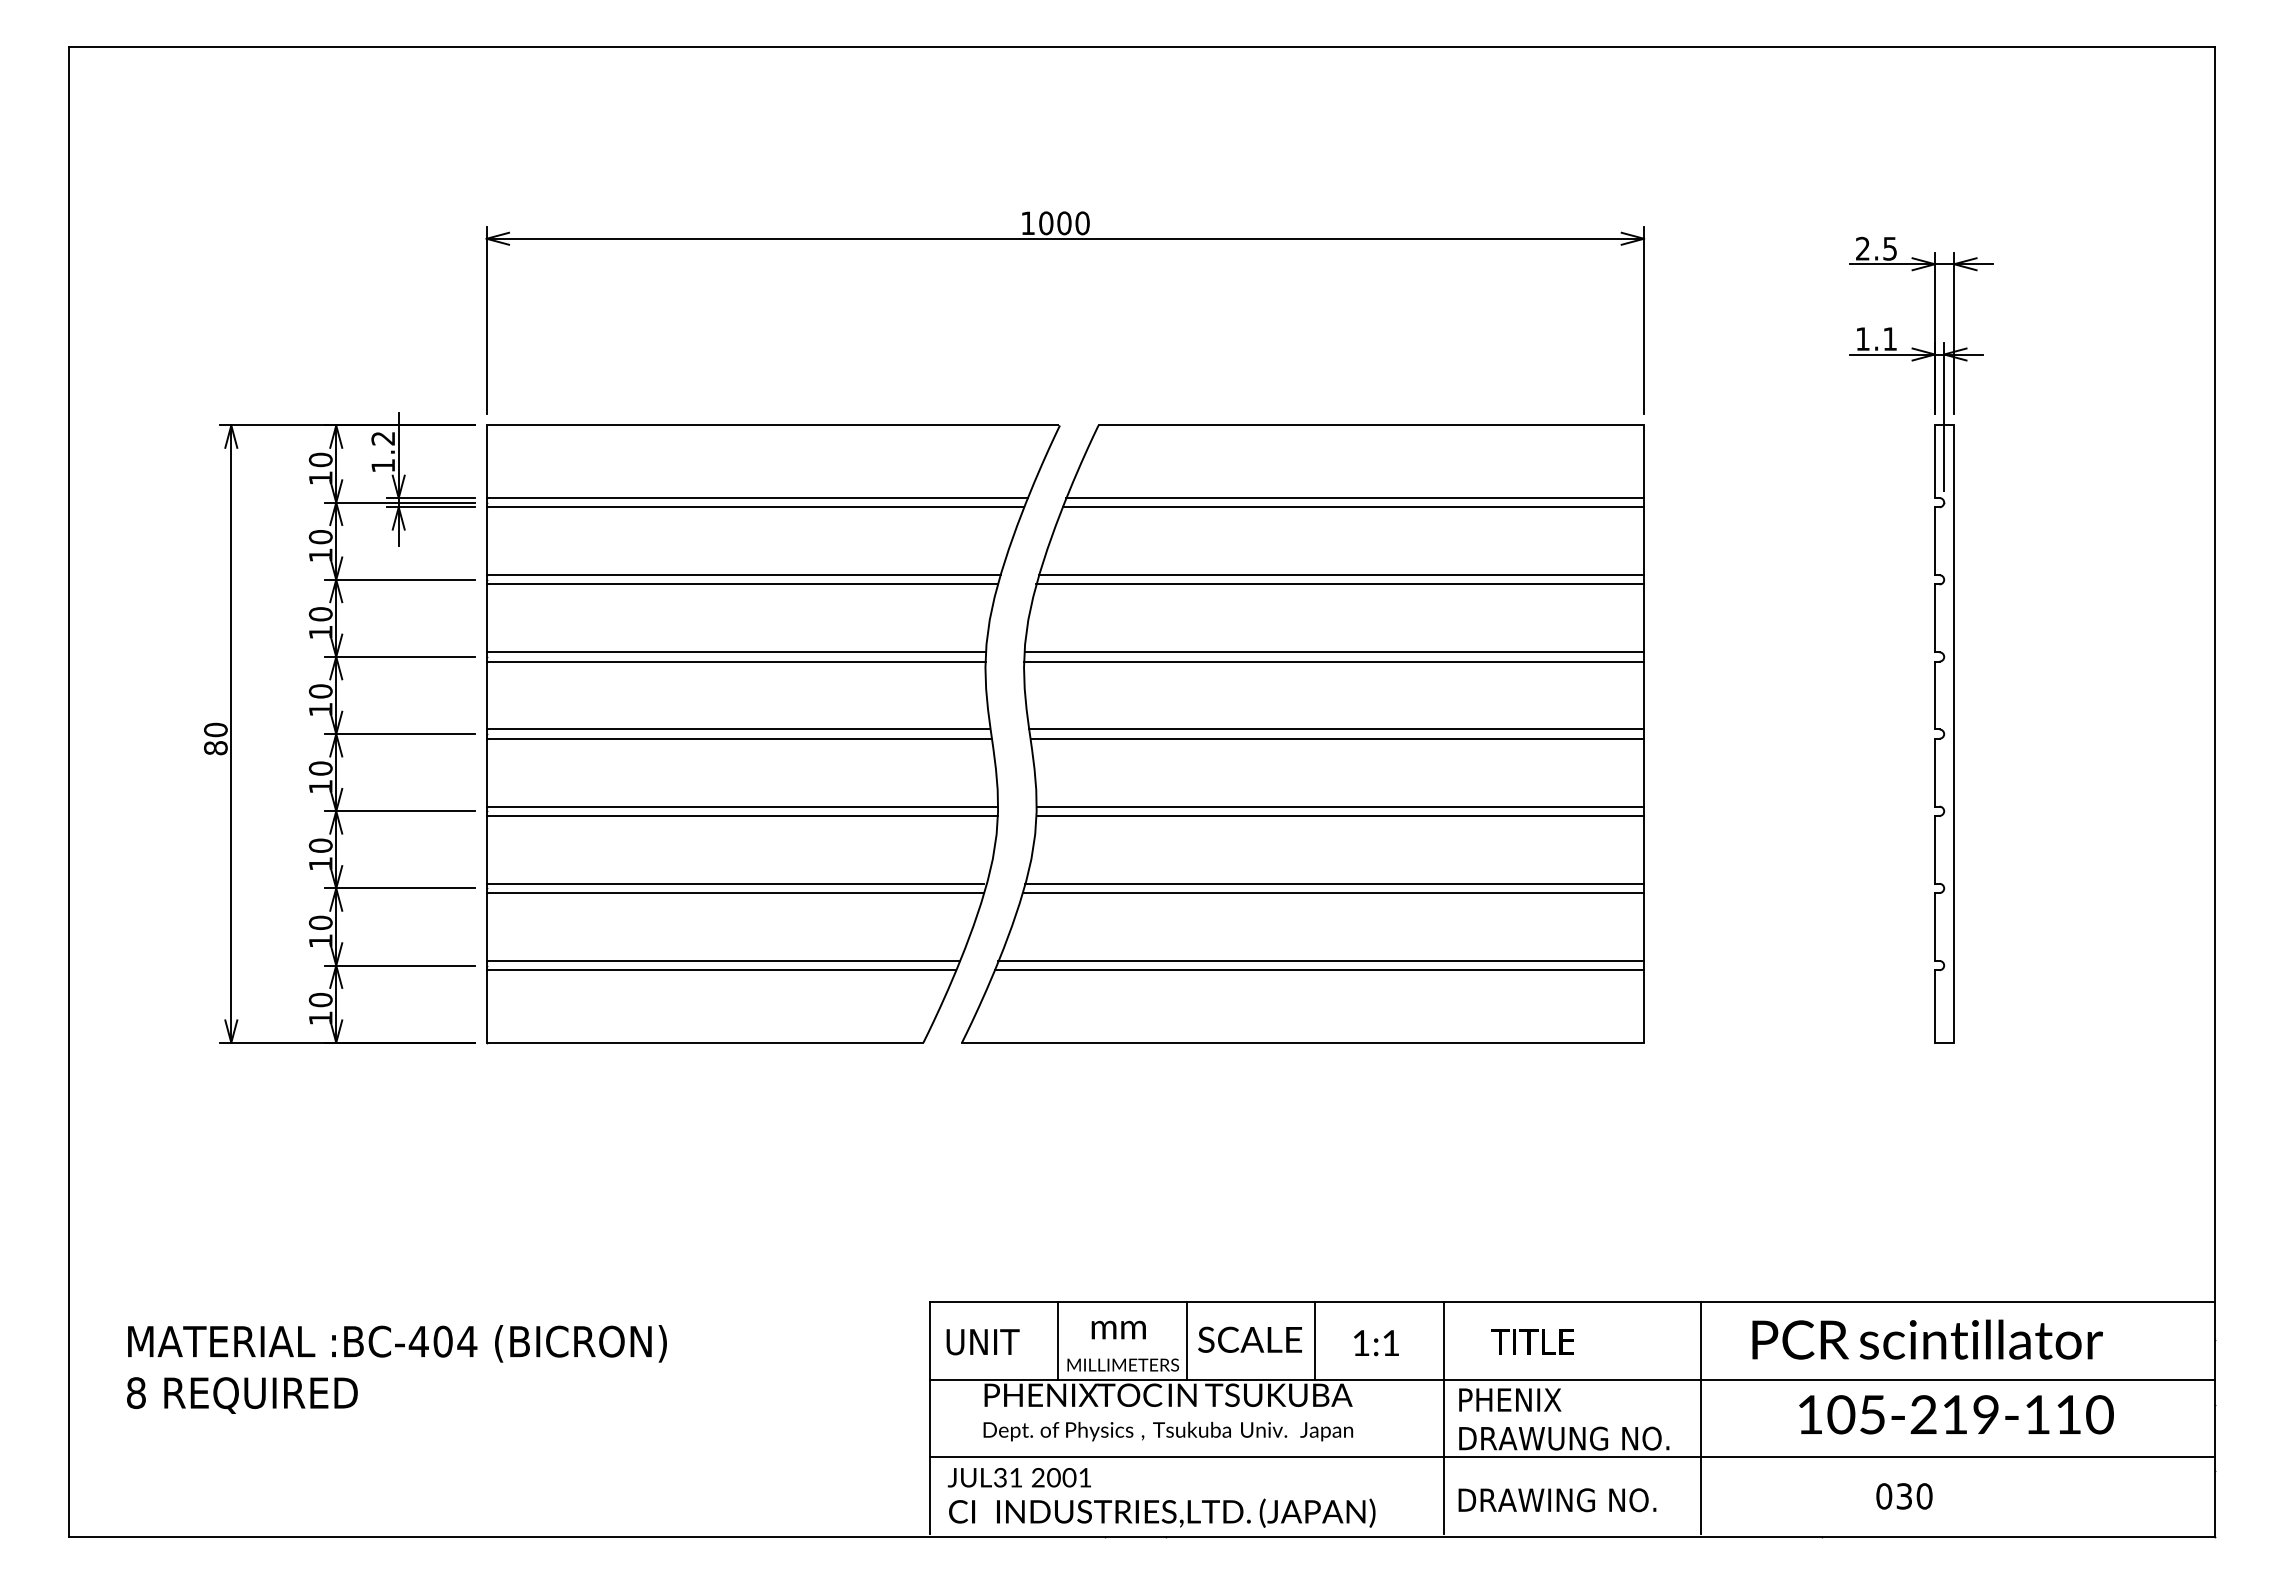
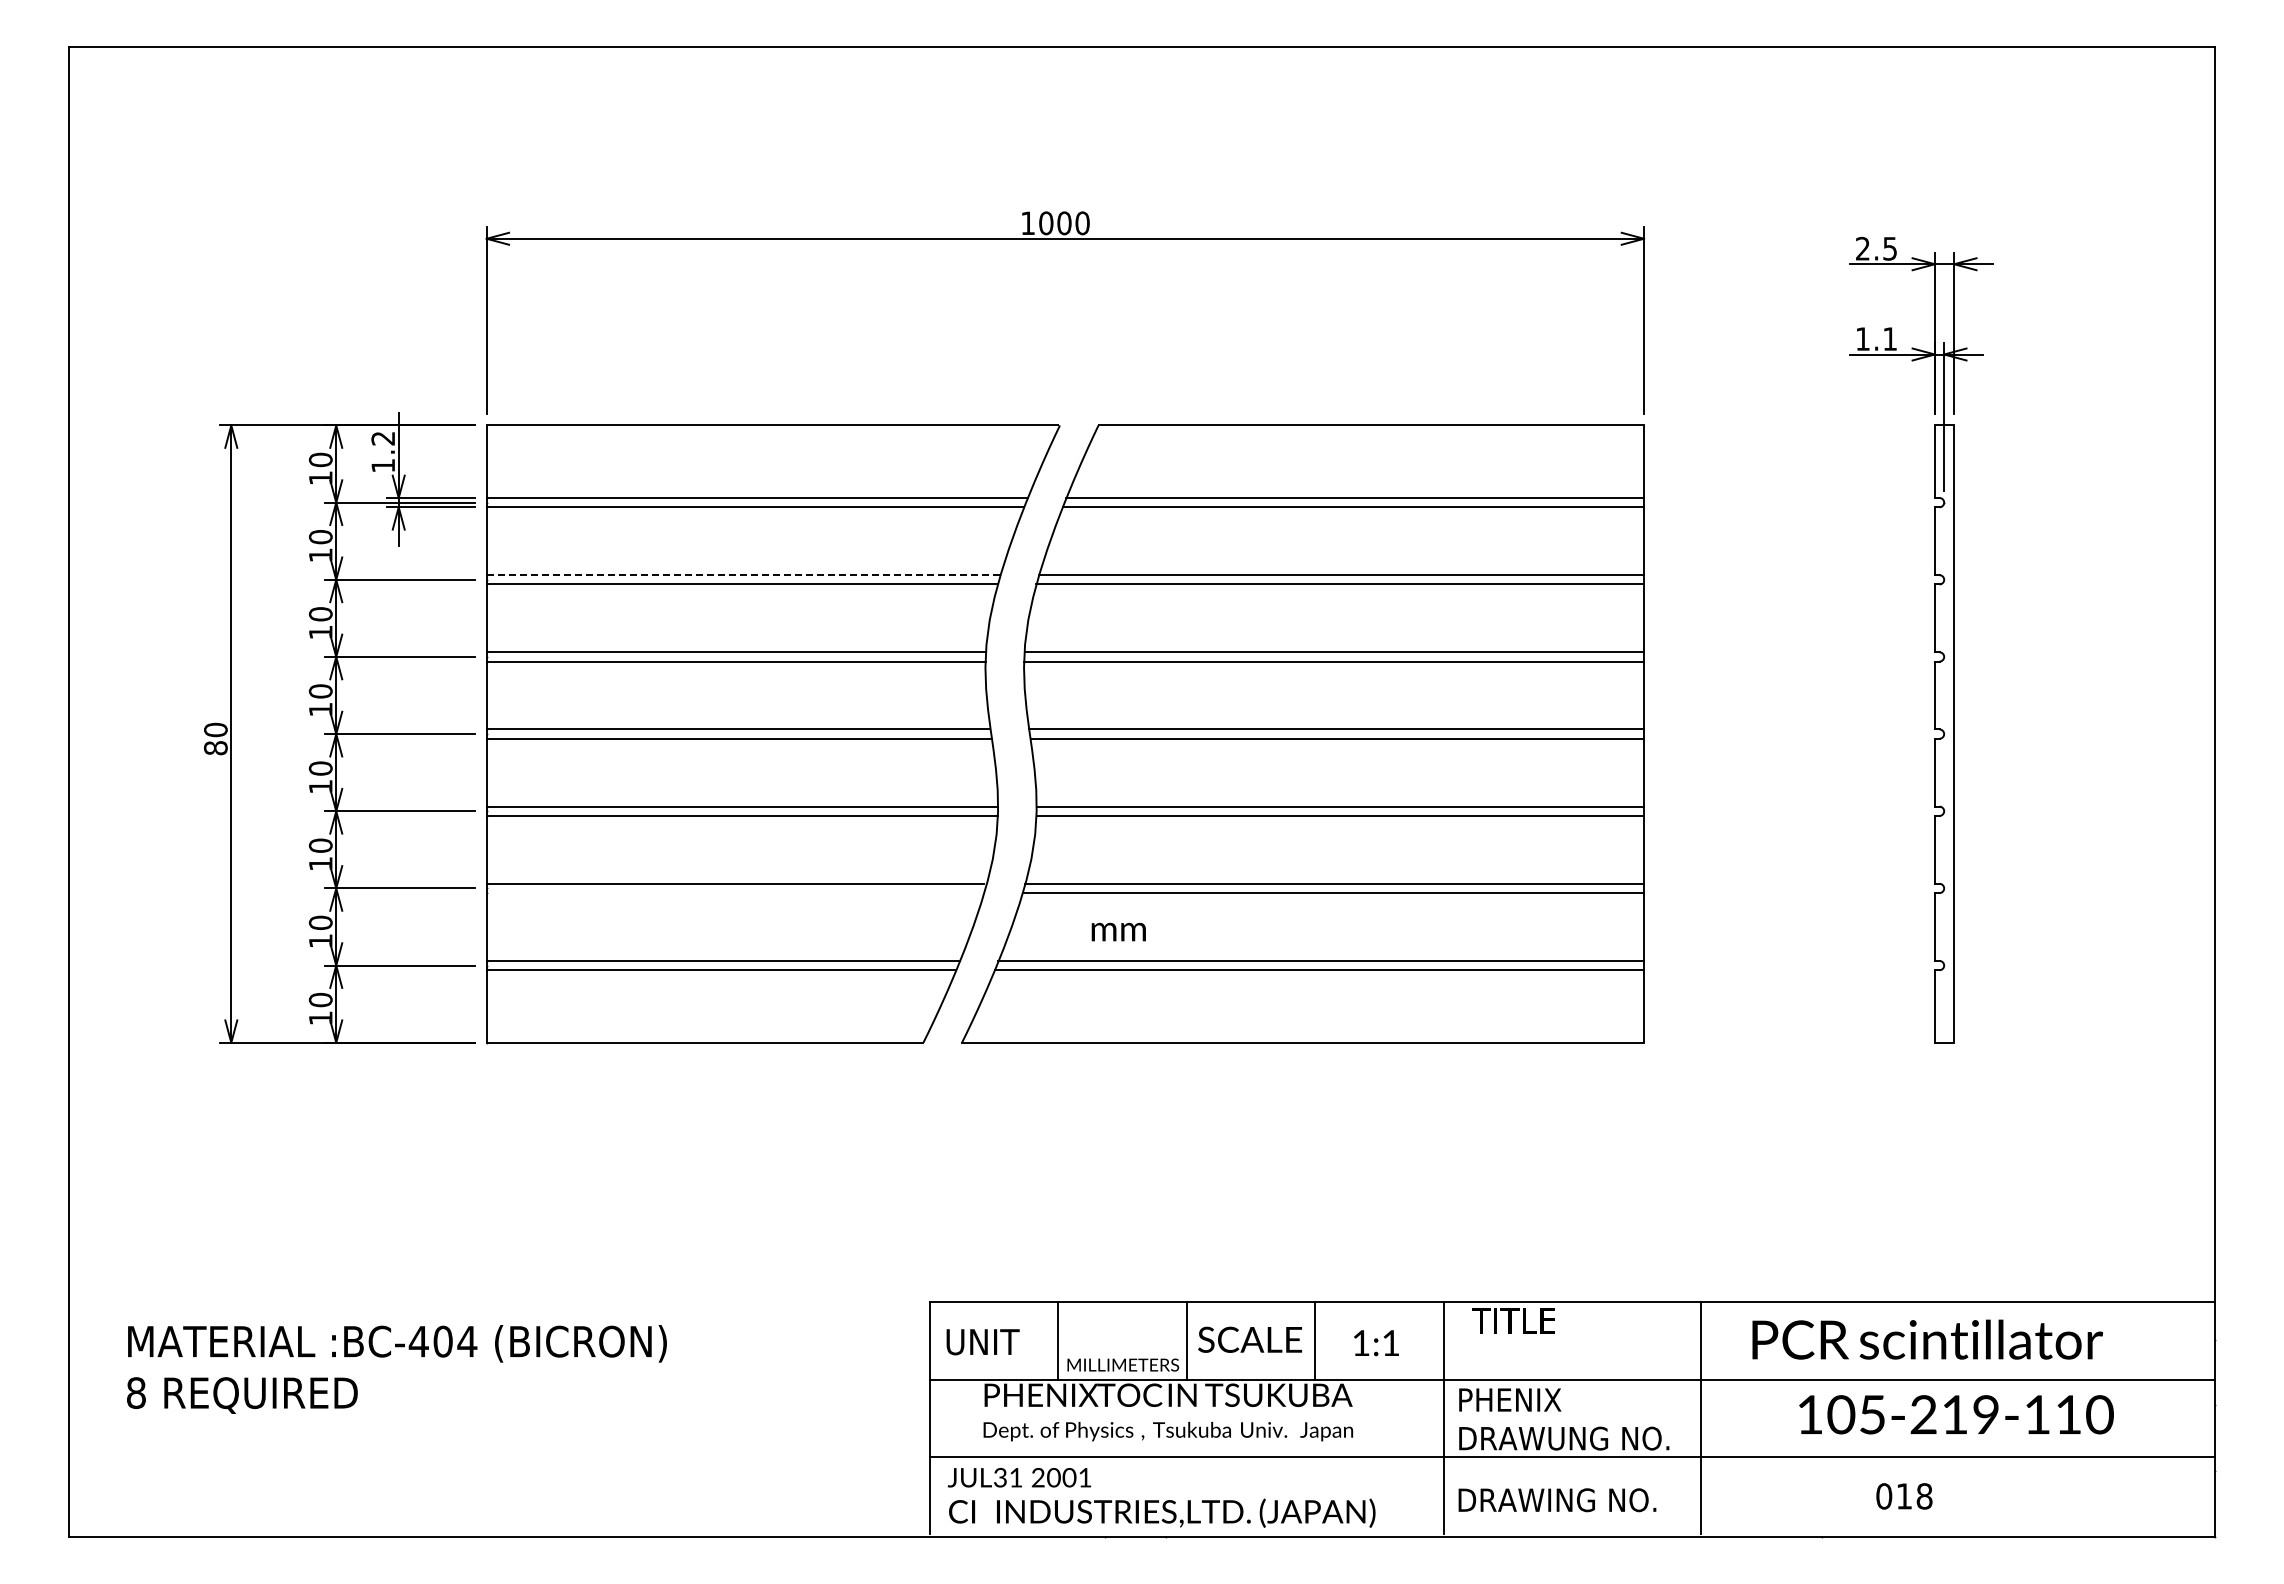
line: solid -> dashed (744, 575)
line: present -> none (735, 893)
text position: (1118, 1329) -> (1118, 931) (1118, 931)
text position: (1532, 1341) -> (1513, 1320) (1513, 1320)
text: 030 -> 018 (1914, 1496)
